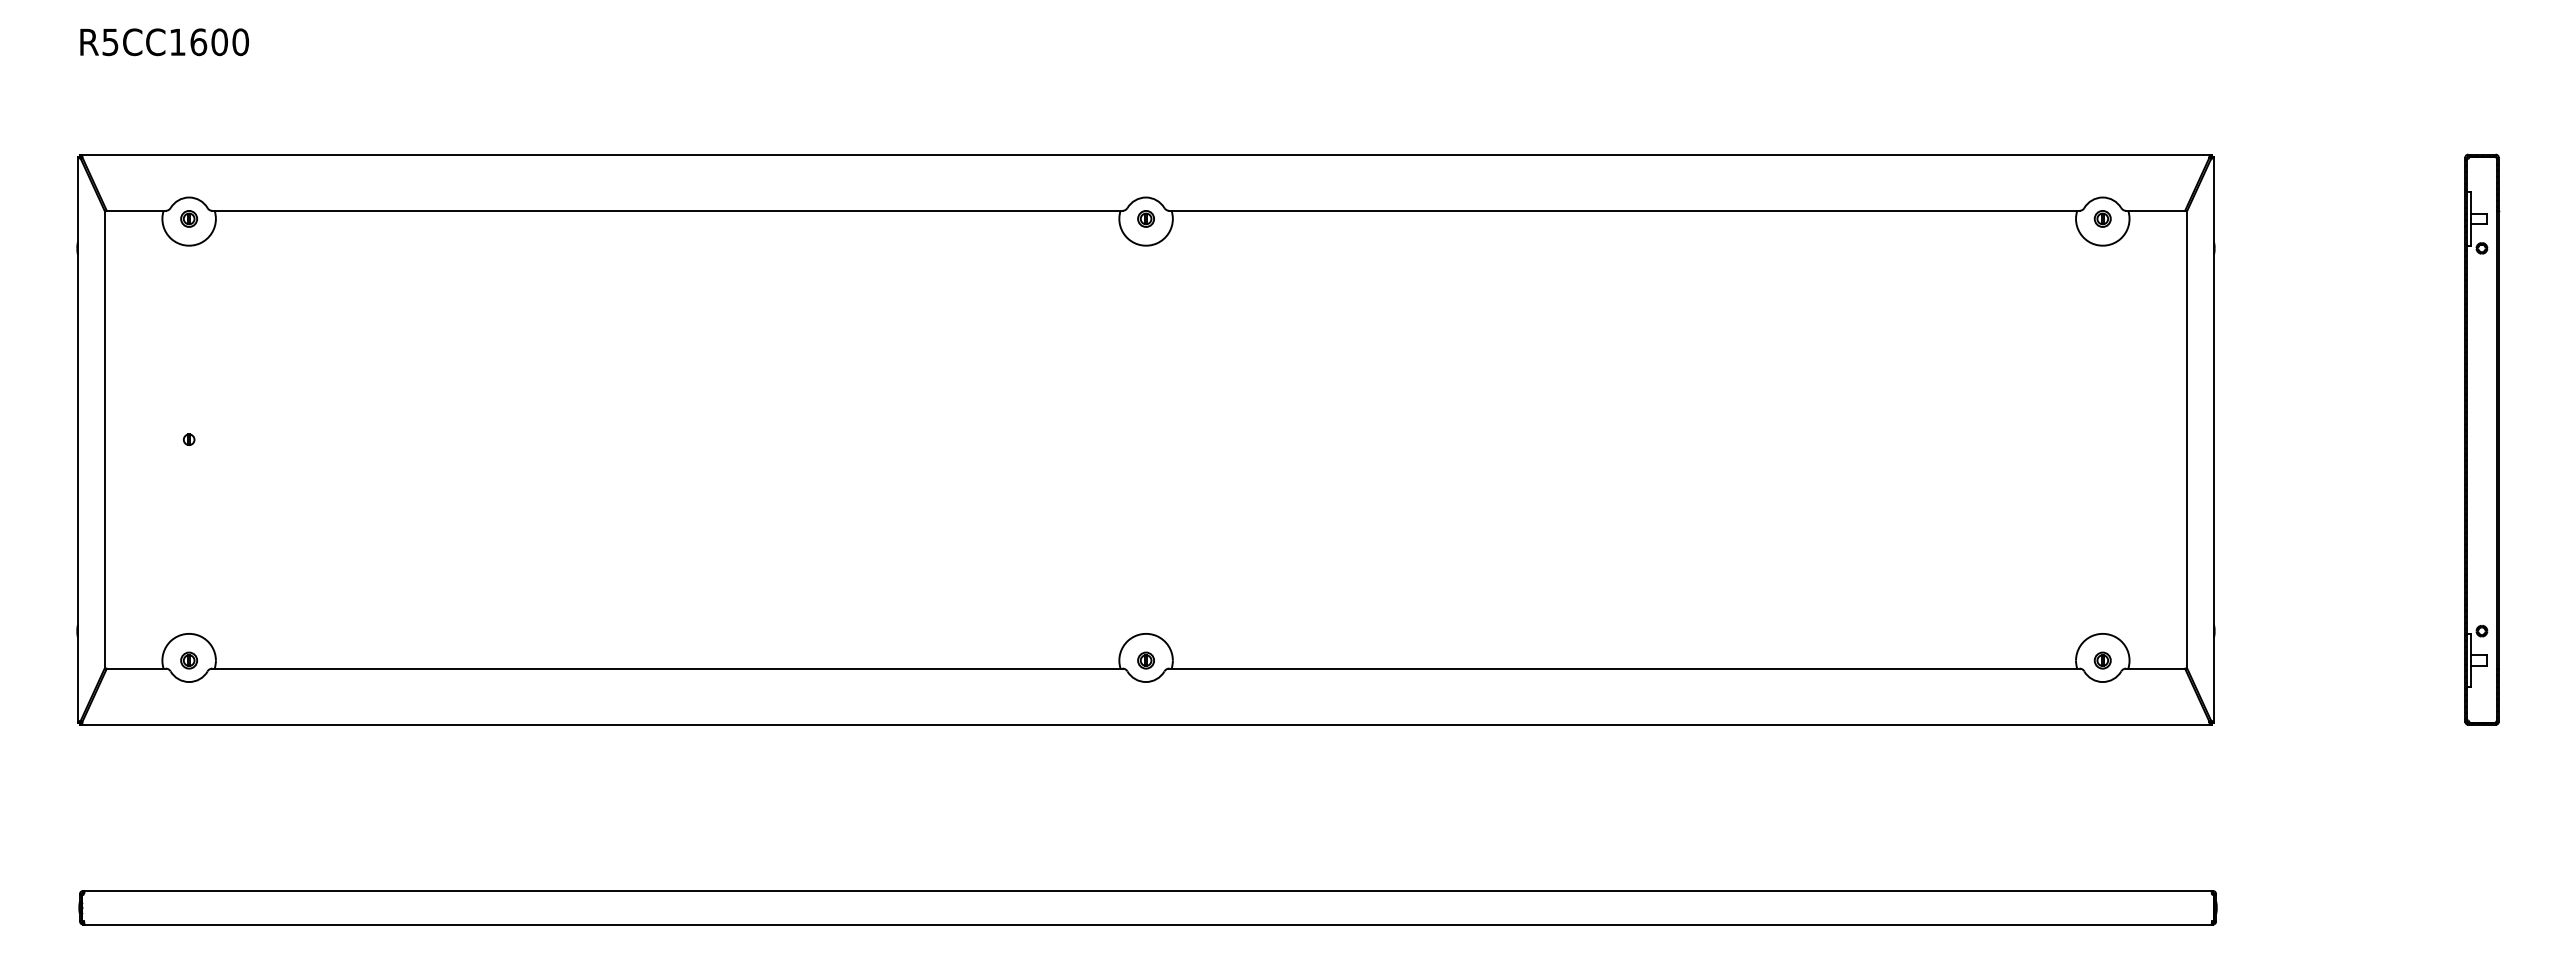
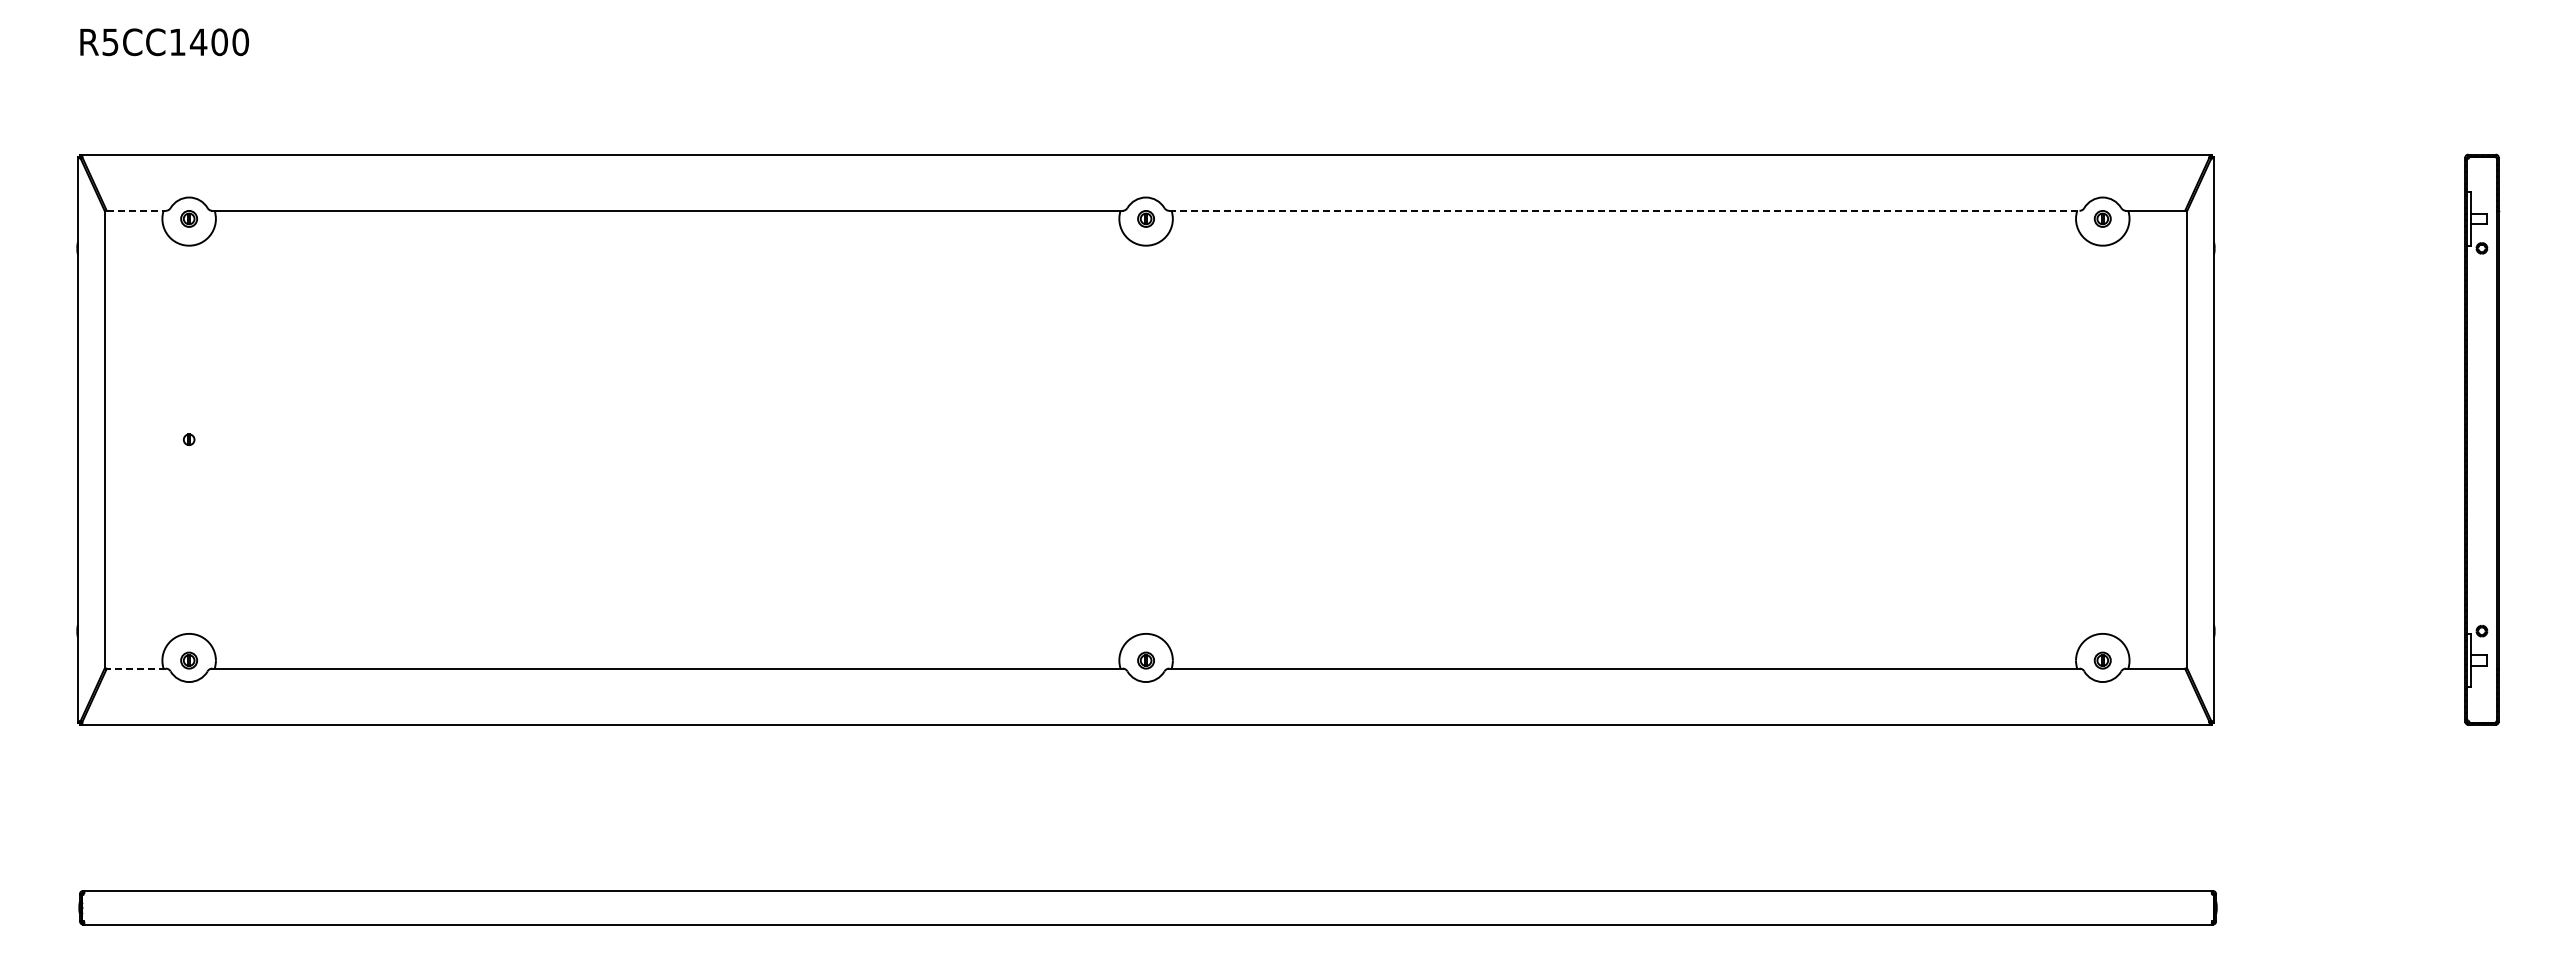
text: R5CC1600 -> R5CC1400 (198, 42)
line: solid -> dashed (136, 210)
line: solid -> dashed (1624, 210)
line: solid -> dashed (135, 668)
